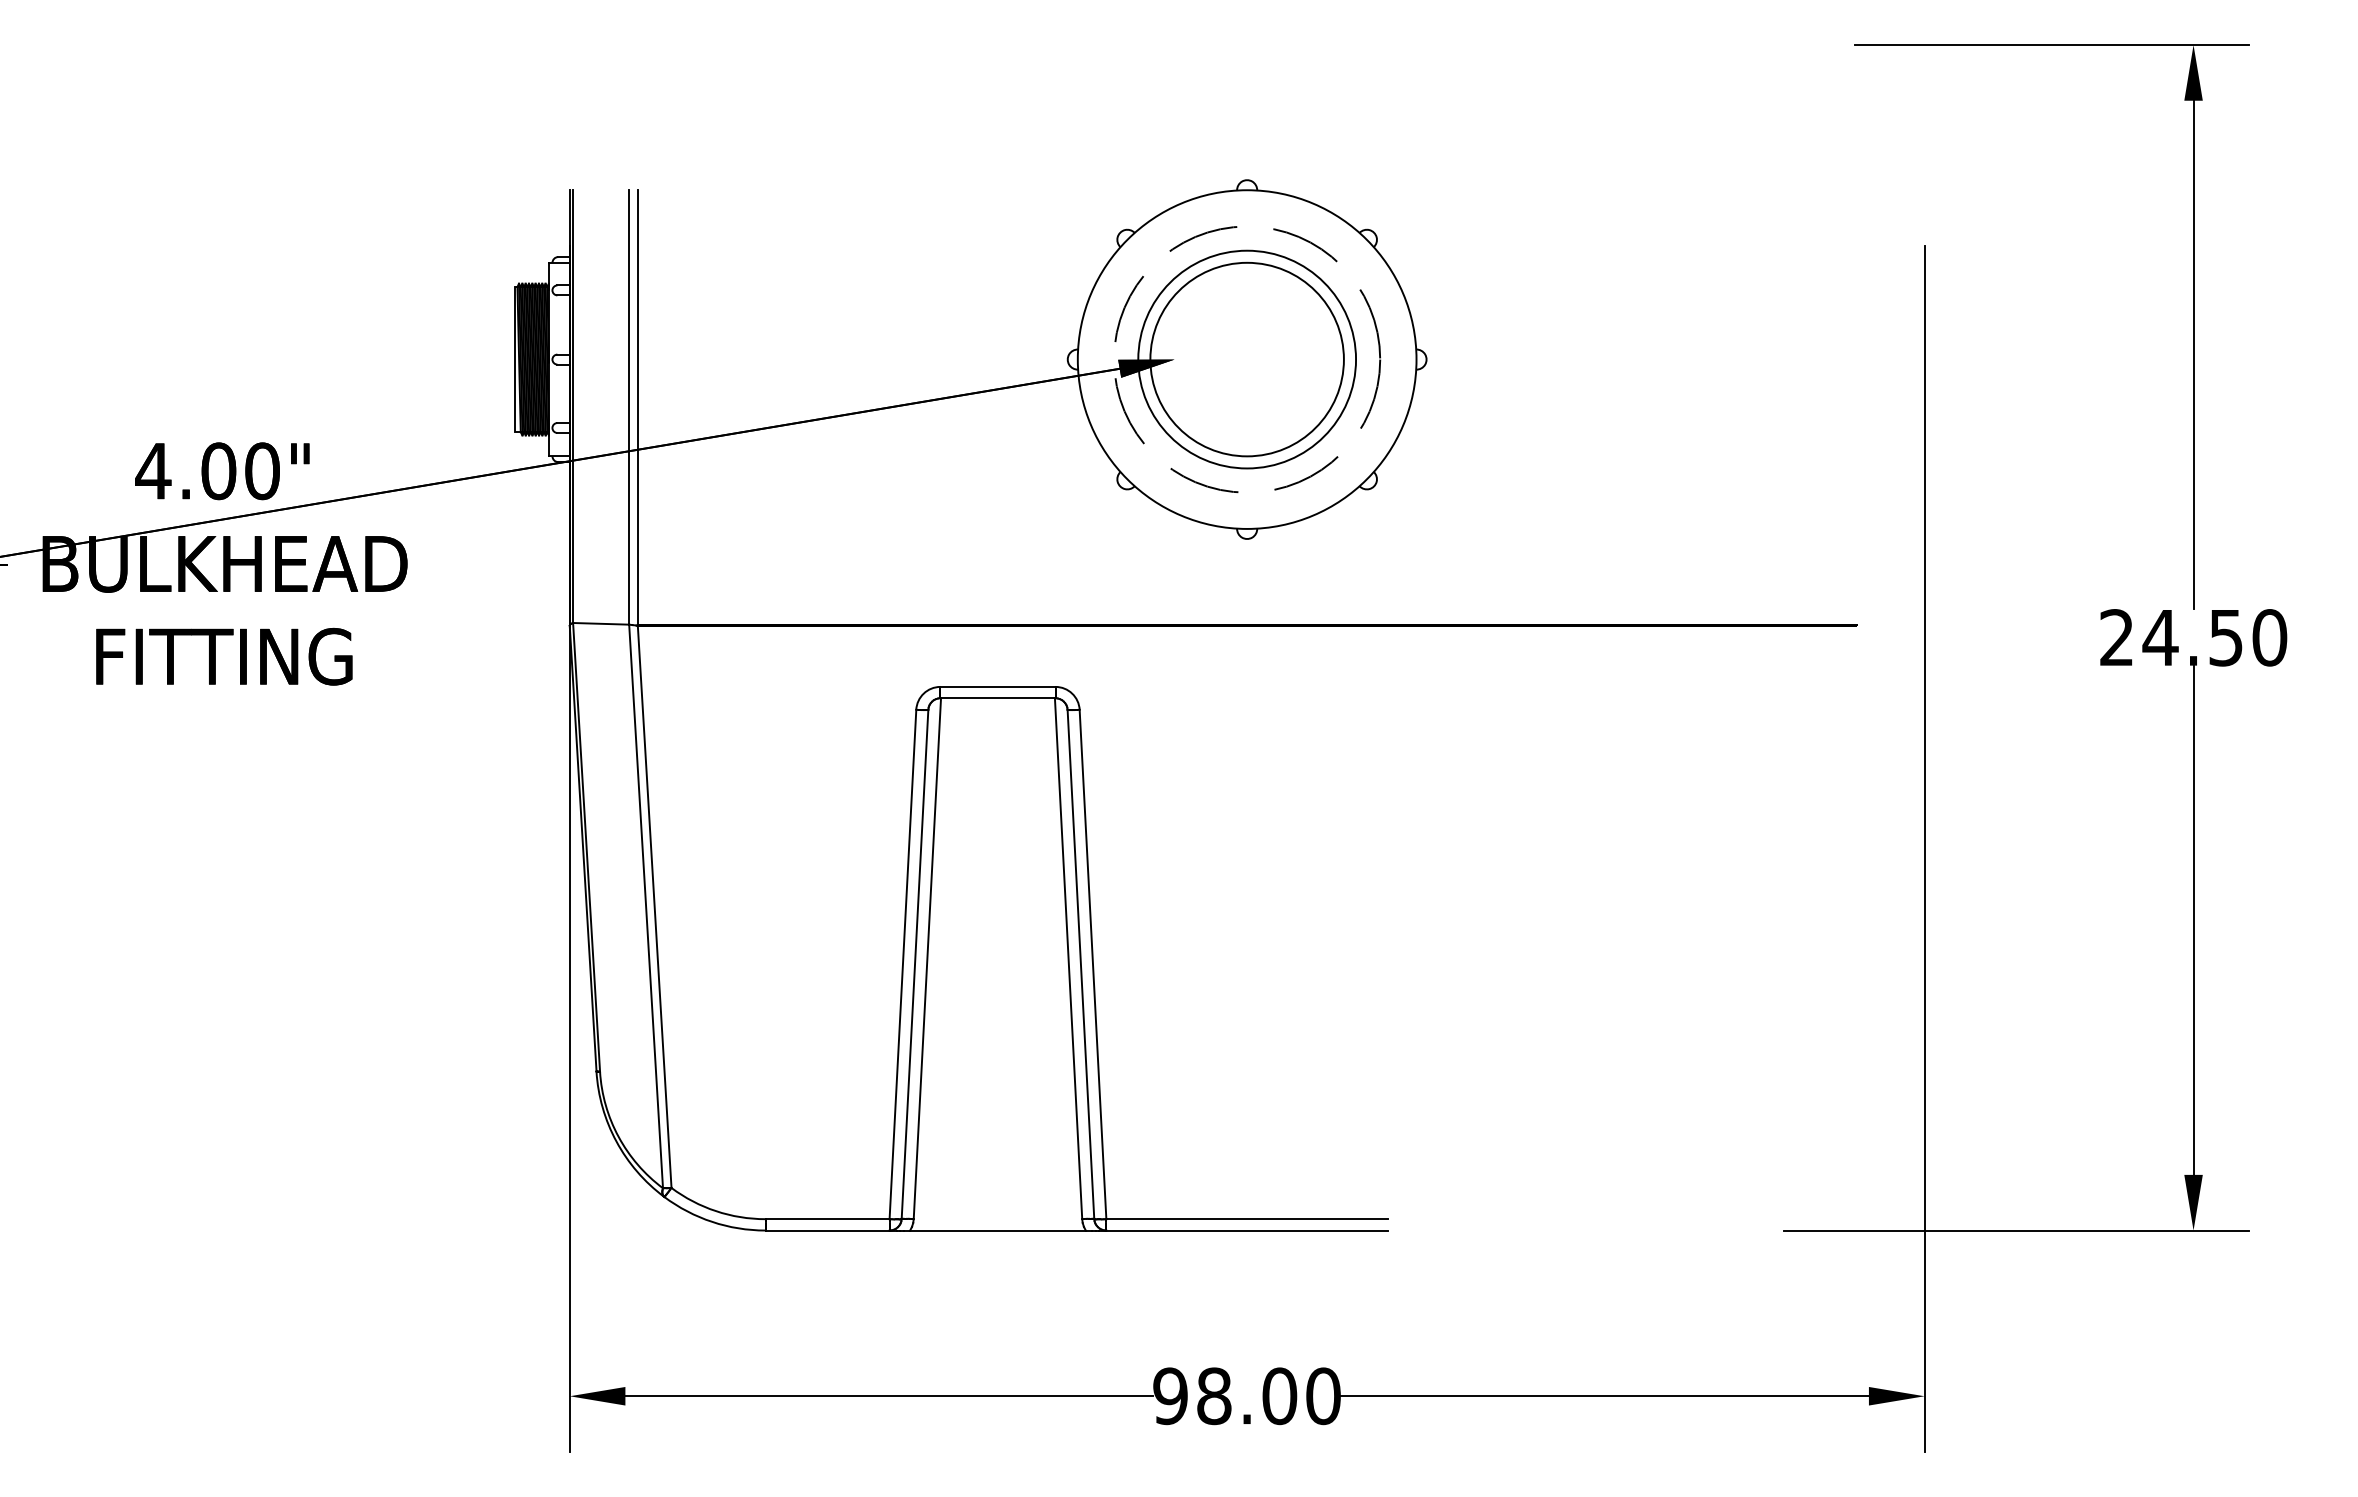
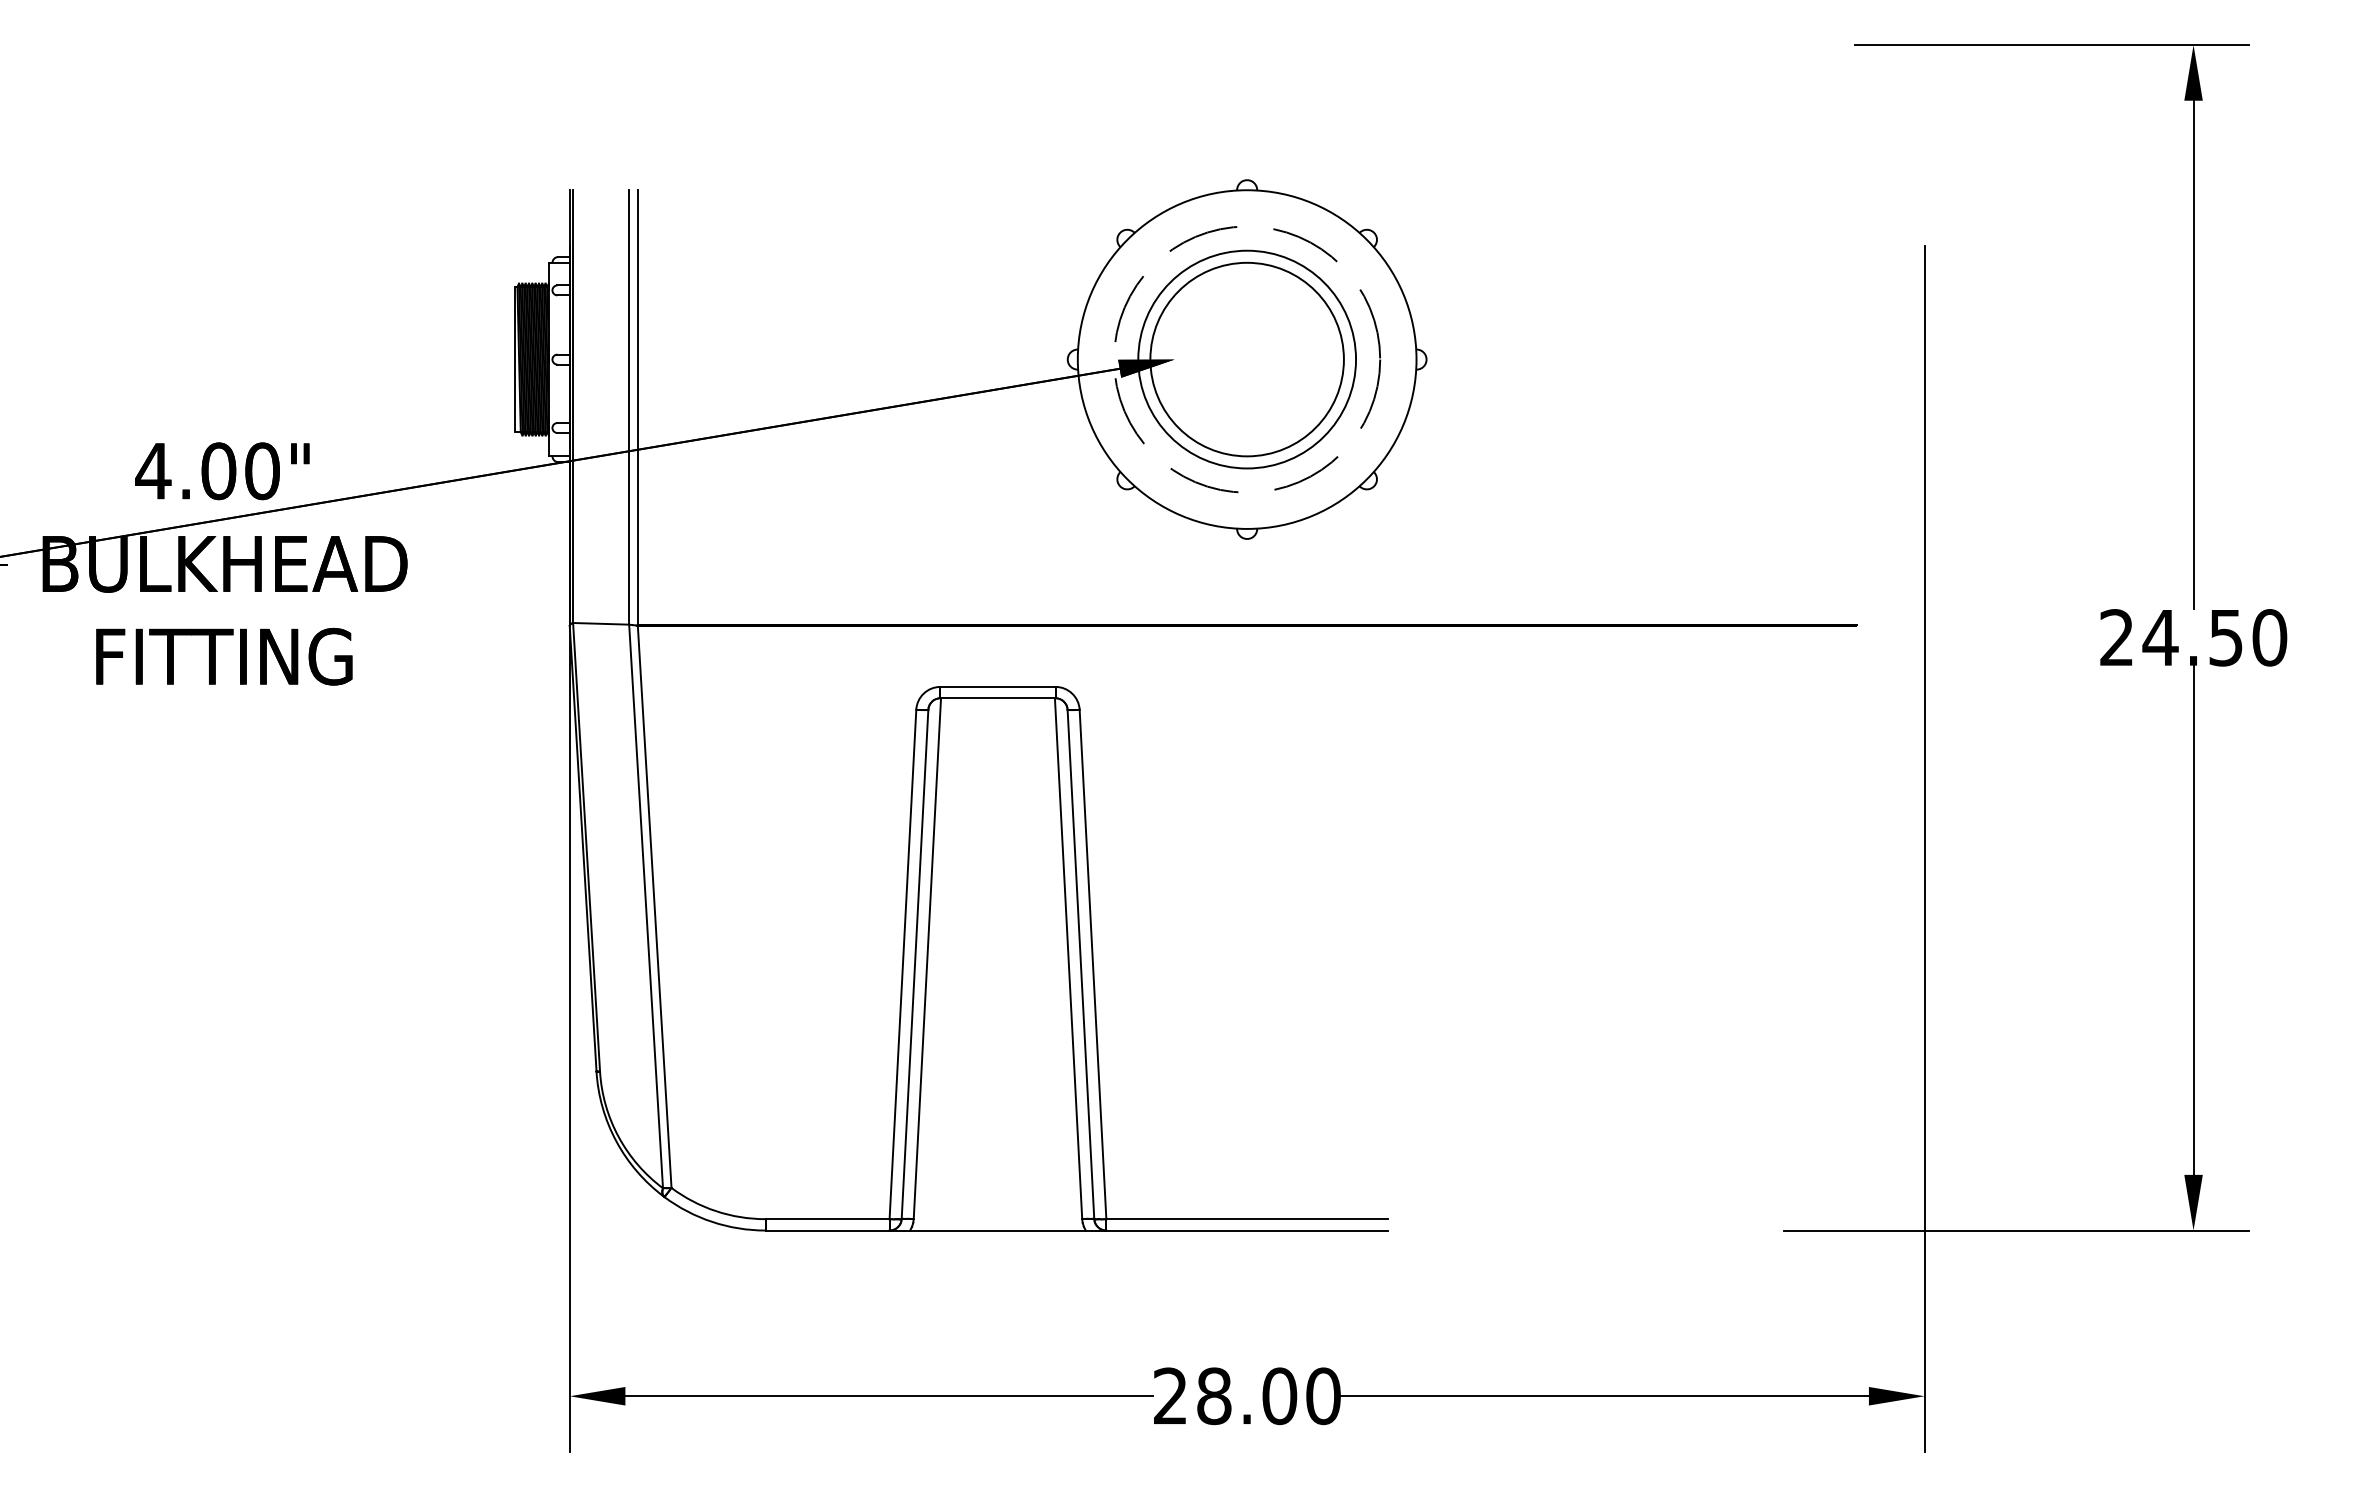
text: 98.00 -> 28.00 (1170, 1396)
